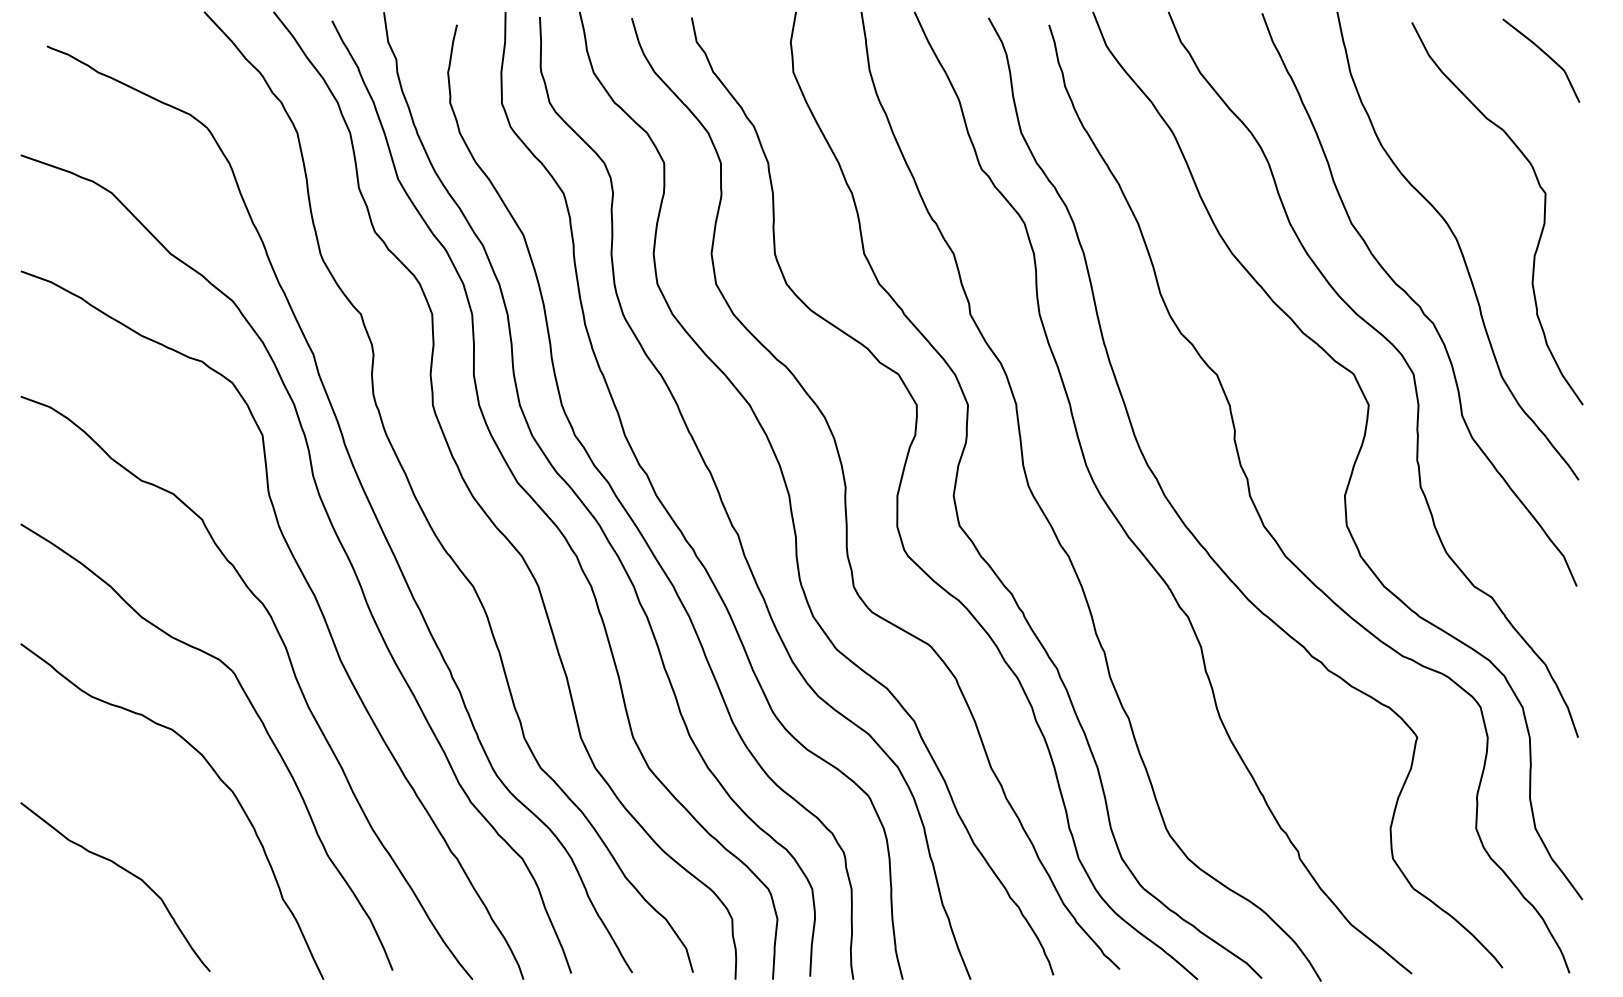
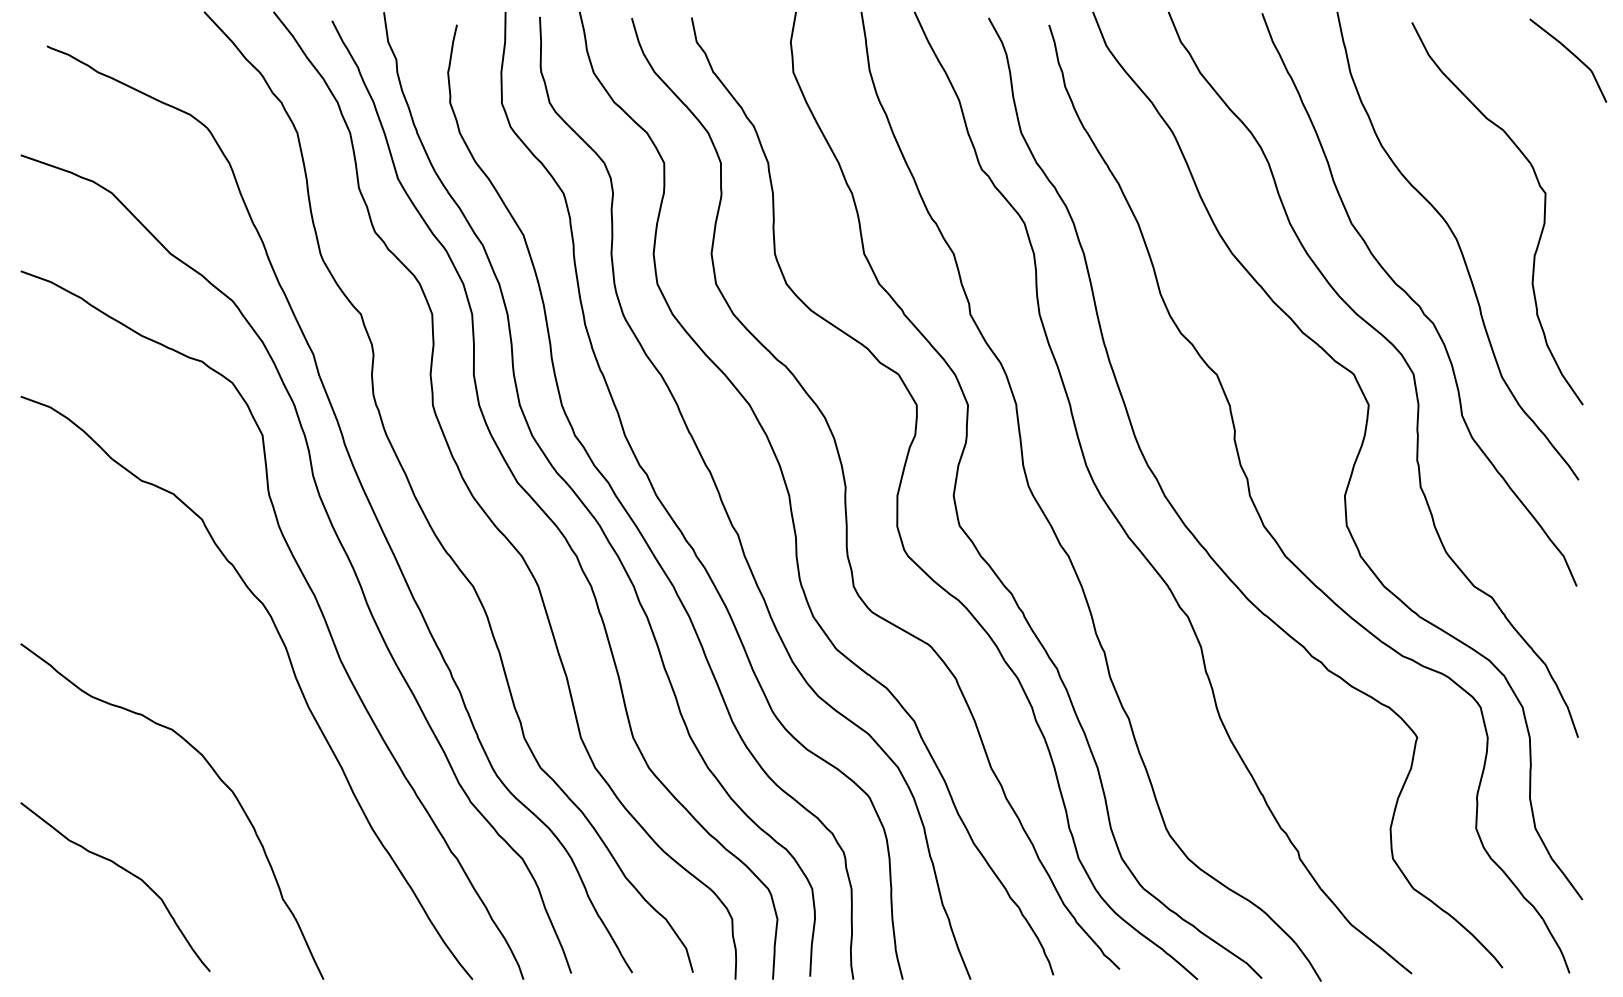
curve position: (1546, 55) -> (1573, 55) (1573, 55)
curve: present -> none (258, 718)
